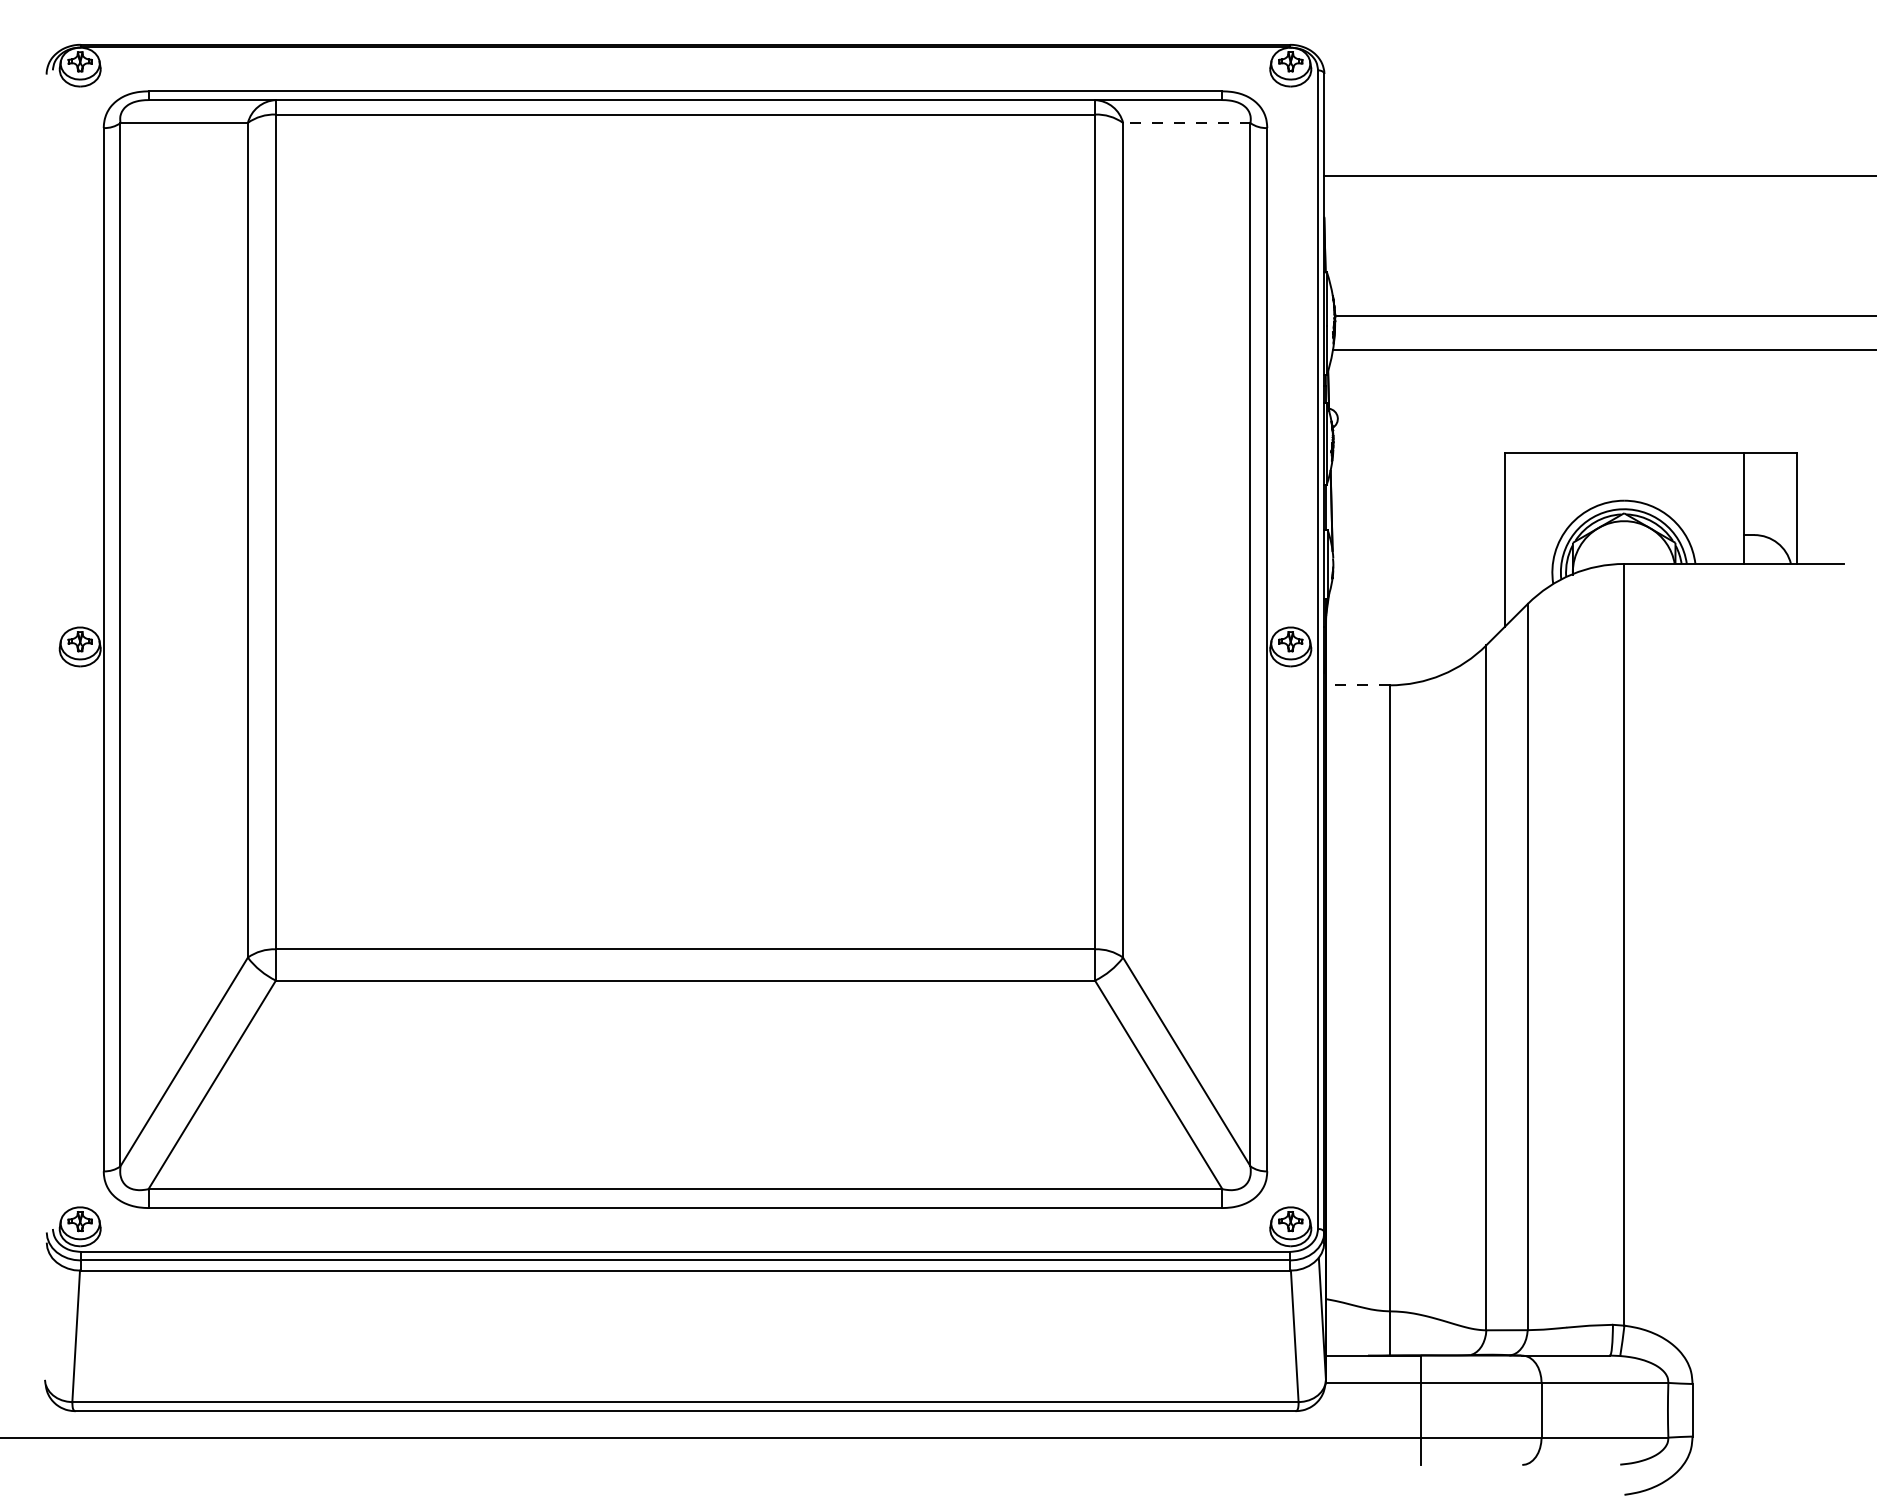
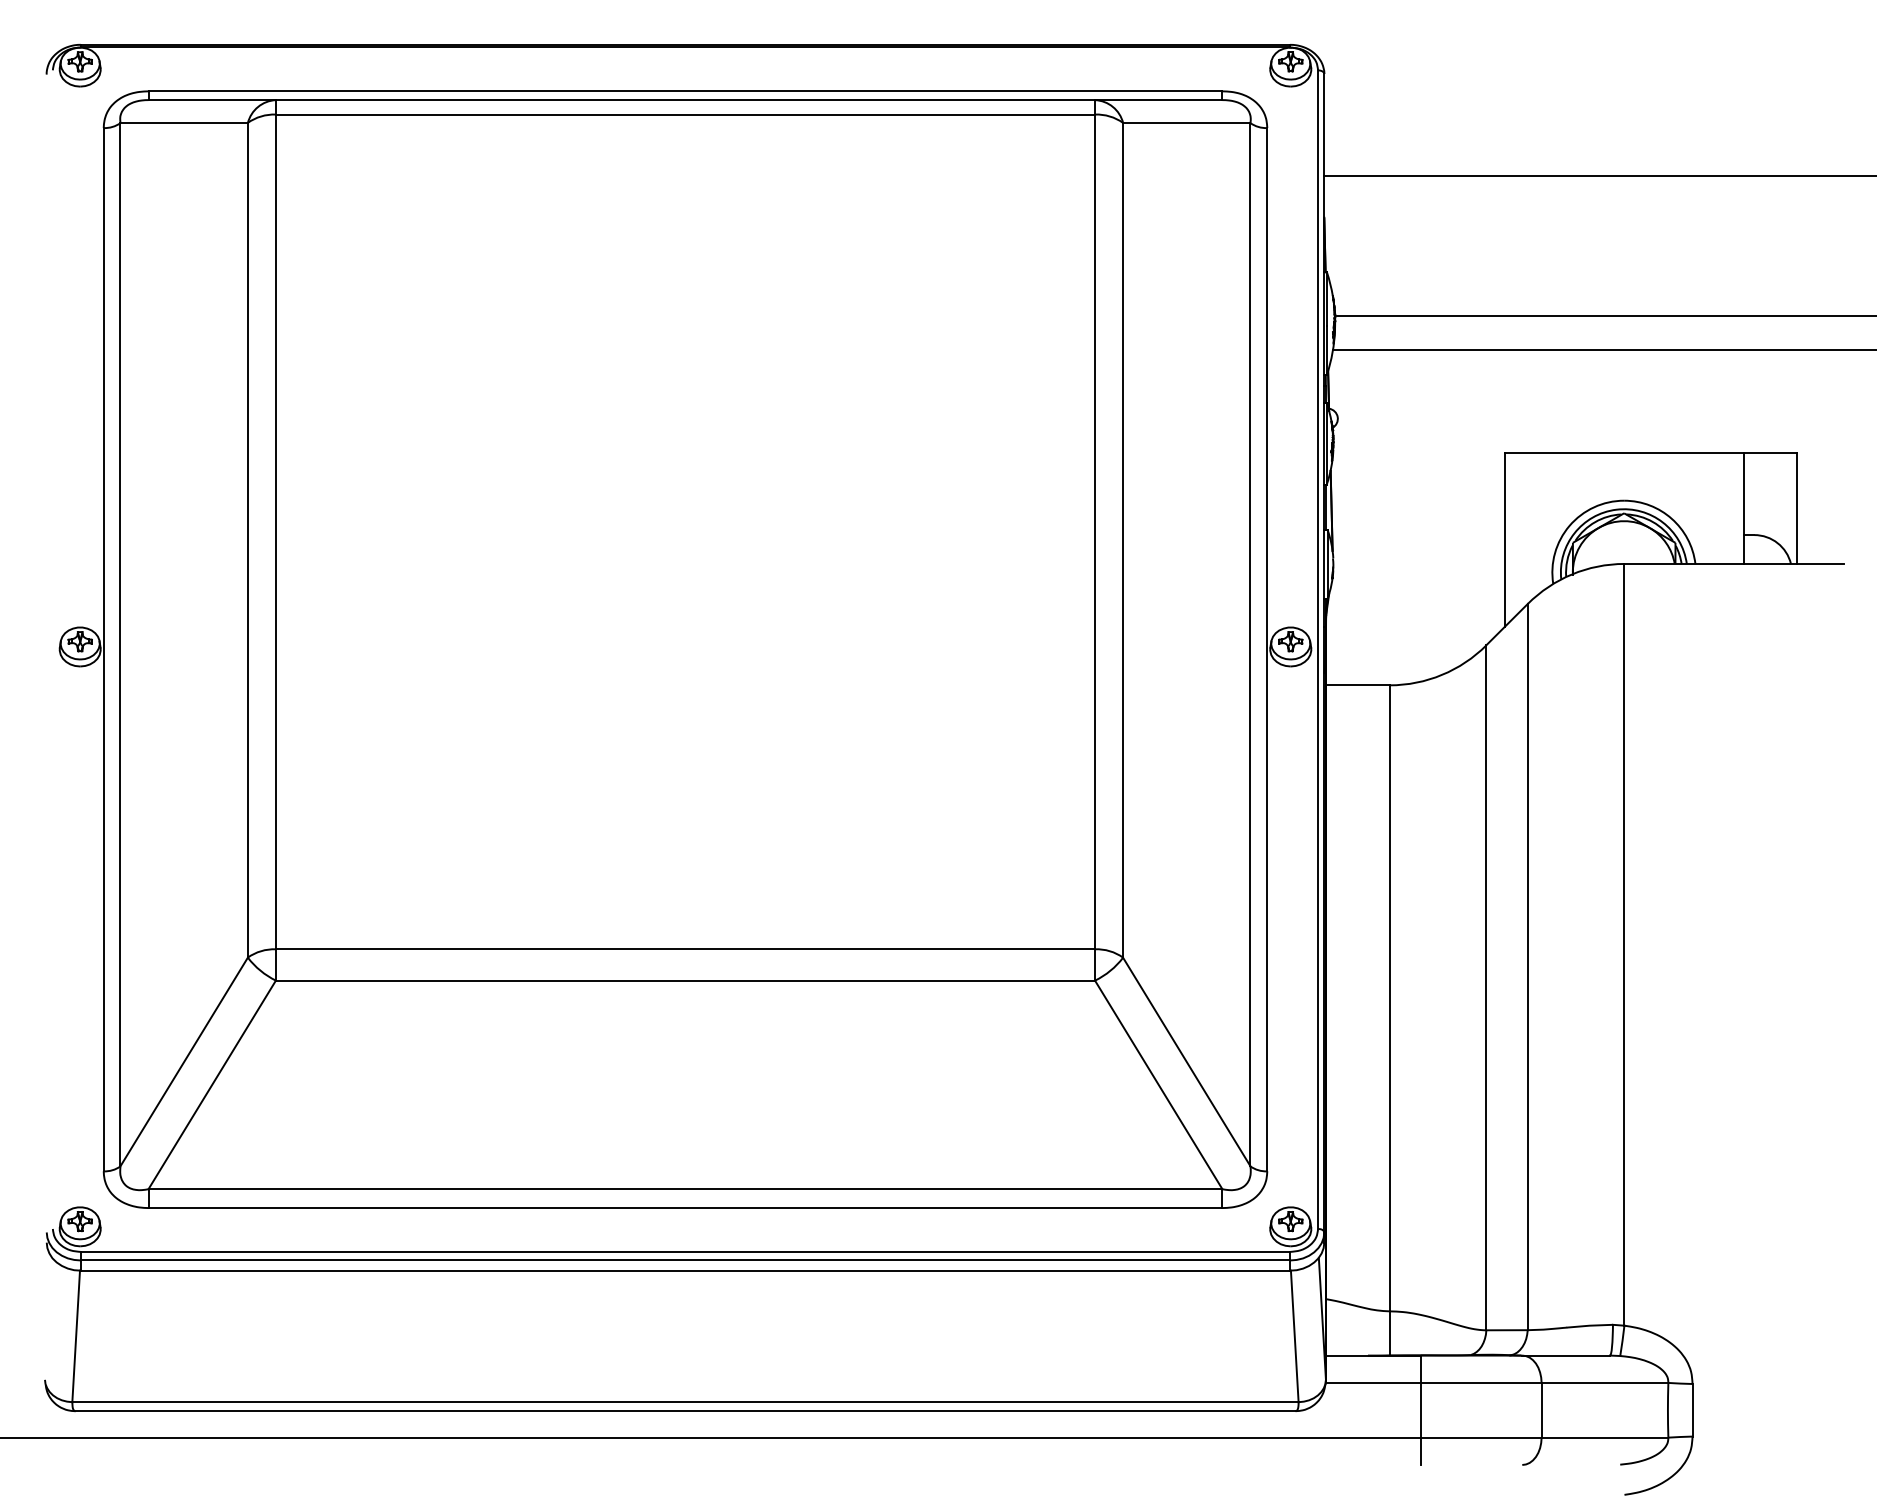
line: dashed -> solid (1186, 122)
line: dashed -> solid (1357, 685)
